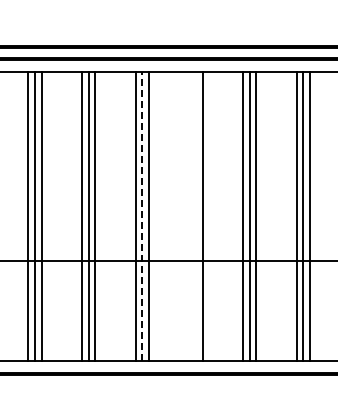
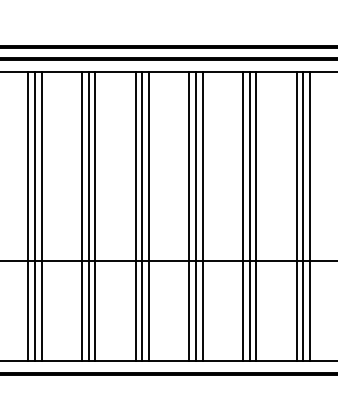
line: dashed -> solid (142, 215)
line: none -> present (189, 216)
line: none -> present (195, 216)
